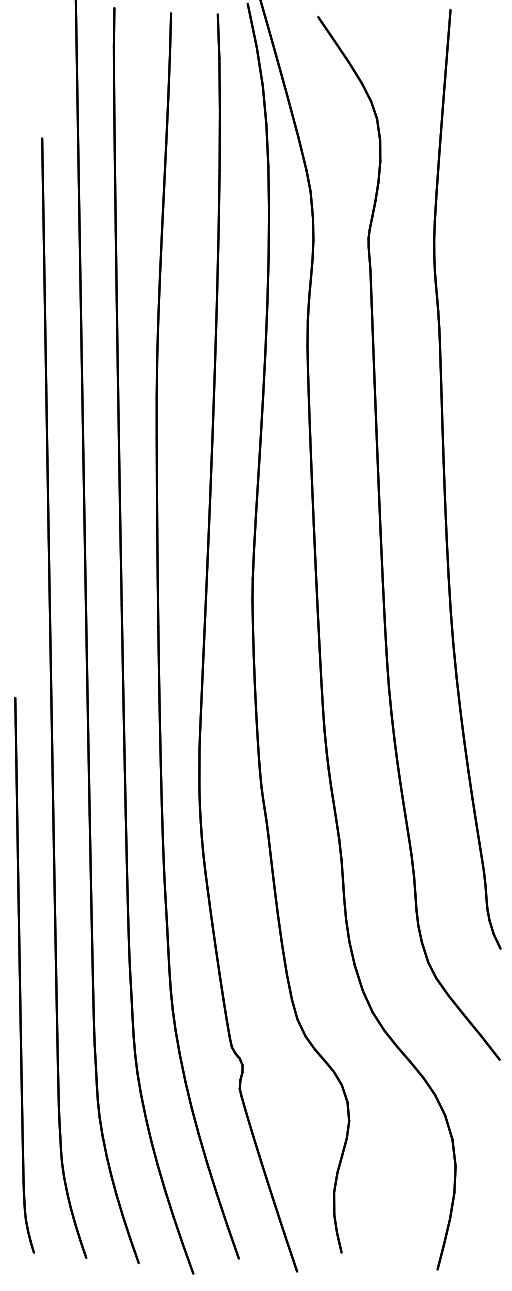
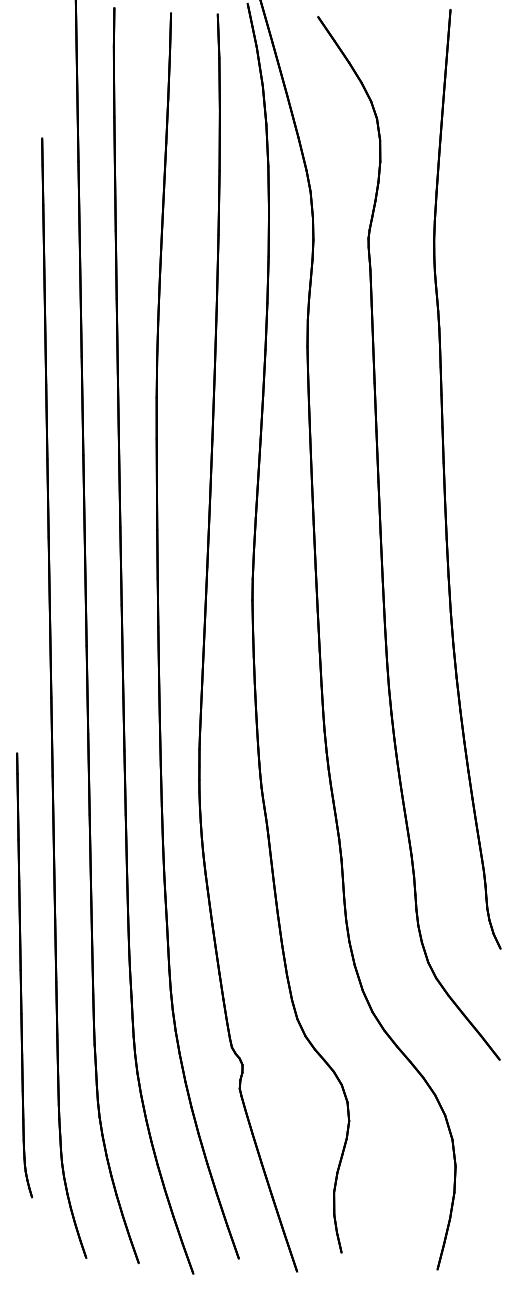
part size: 21x557 px -> 18x447 px (24, 975)
